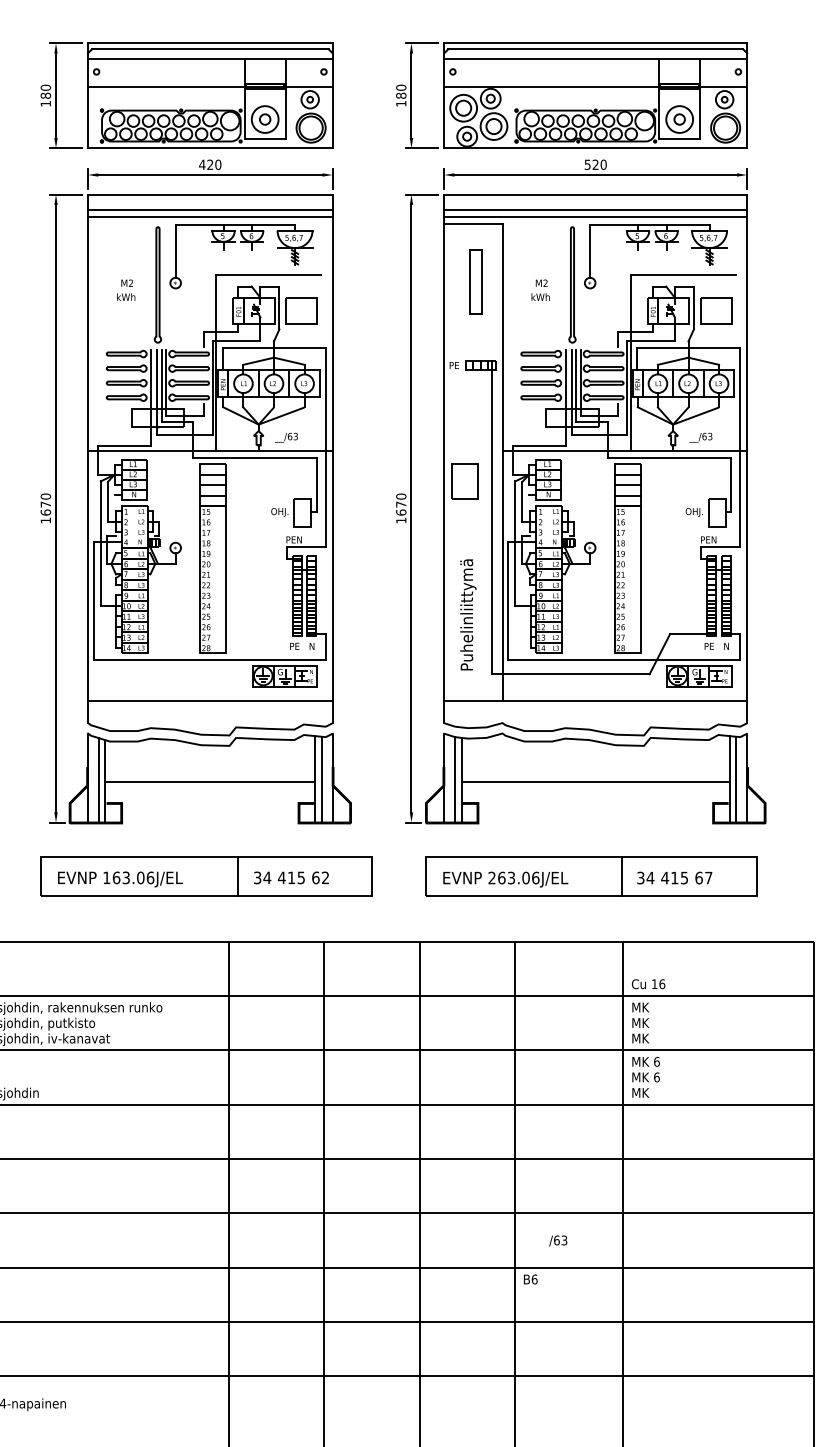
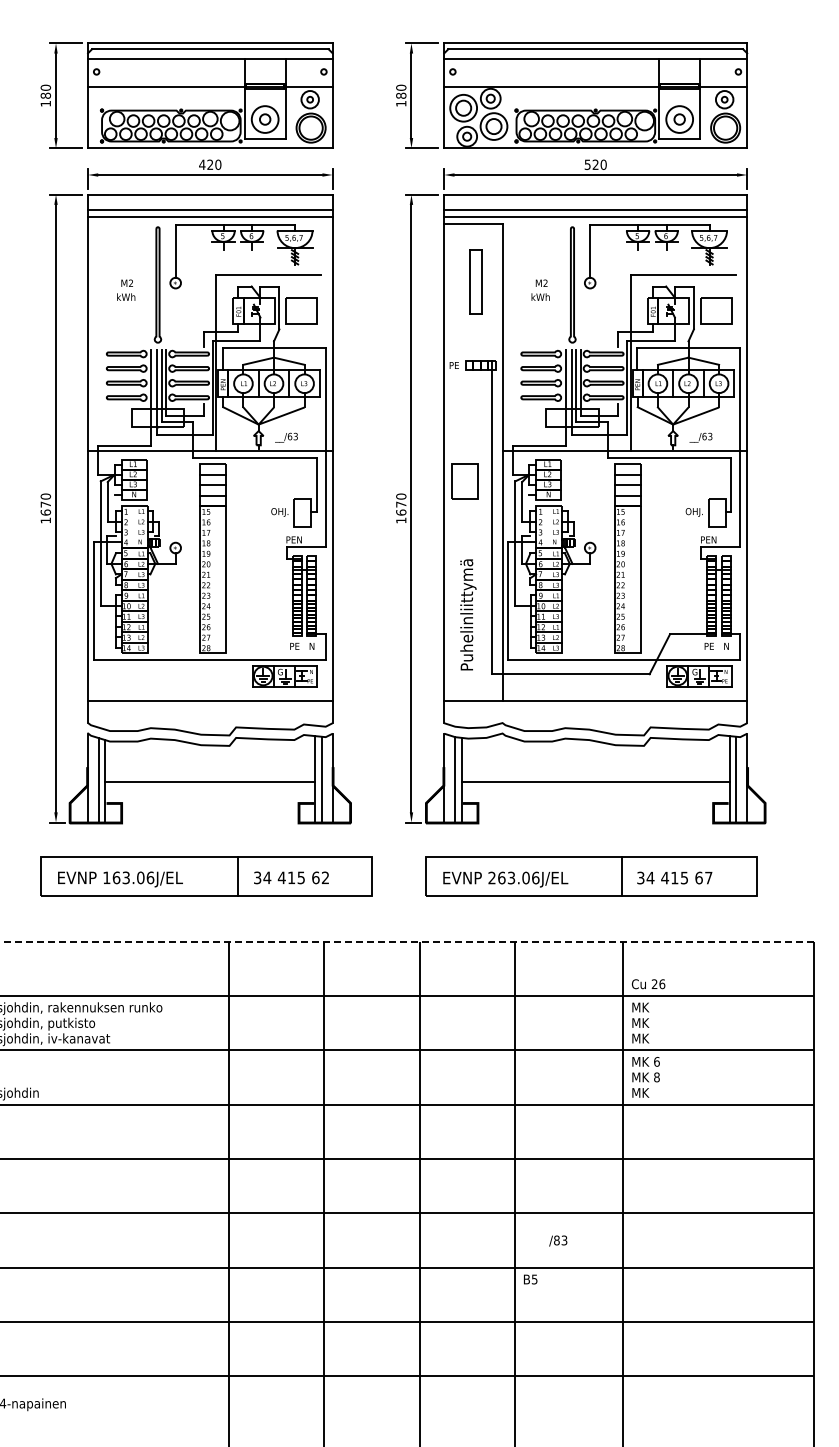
line: solid -> dashed (406, 941)
text: 16 -> 26 (654, 983)
text: 6 -> 8 (656, 1077)
text: /63 -> /83 (556, 1240)
text: B6 -> B5 (534, 1279)
